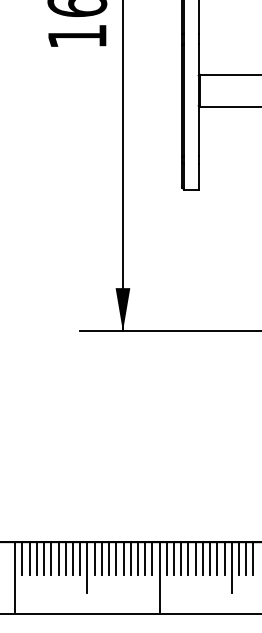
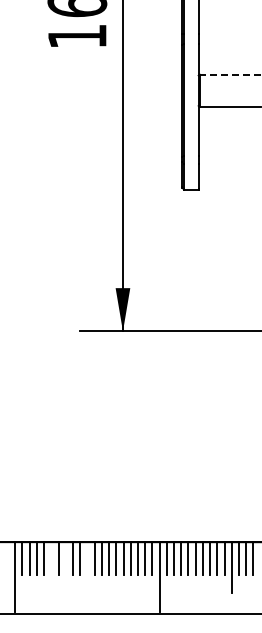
line: solid -> dashed (229, 74)
line: present -> none (51, 558)
line: present -> none (65, 558)
line: present -> none (87, 567)
